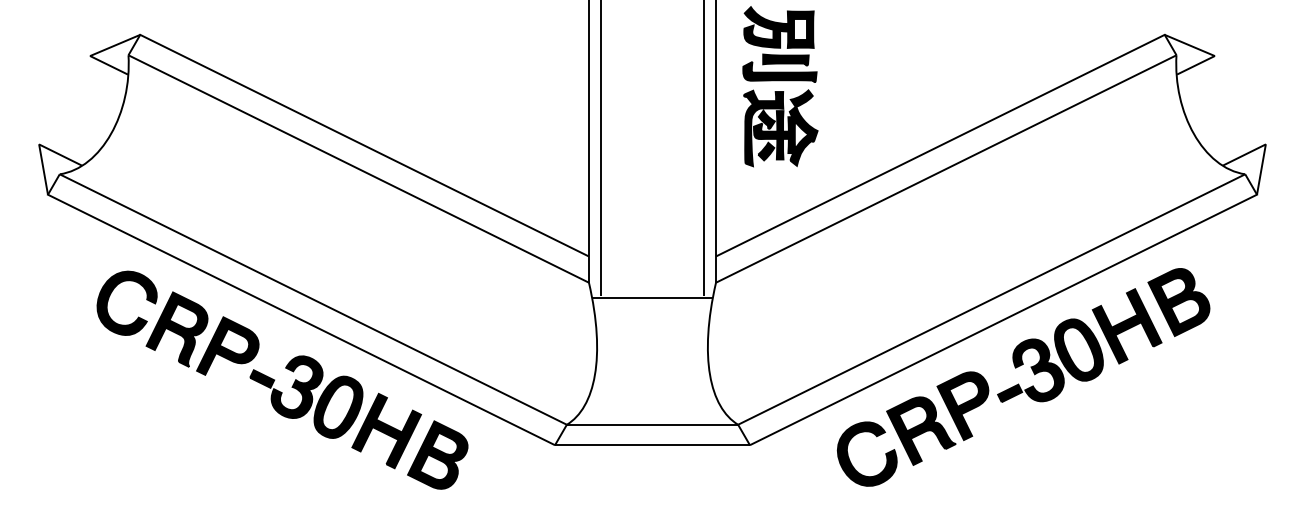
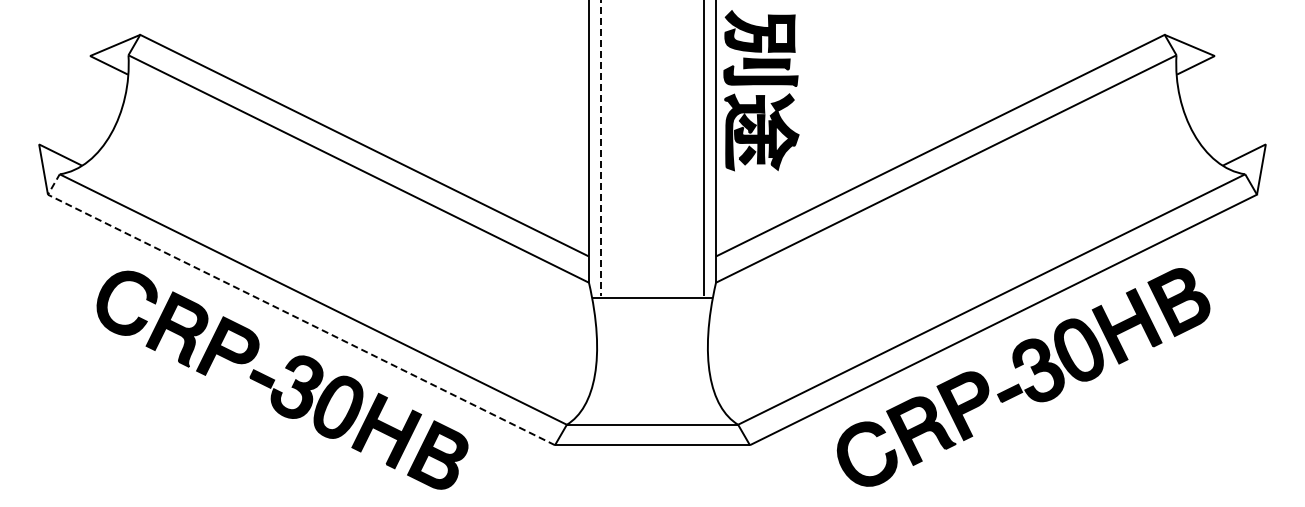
part position: (780, 86) -> (761, 90) (761, 90)
line: solid -> dashed (600, 148)
line: solid -> dashed (289, 314)
